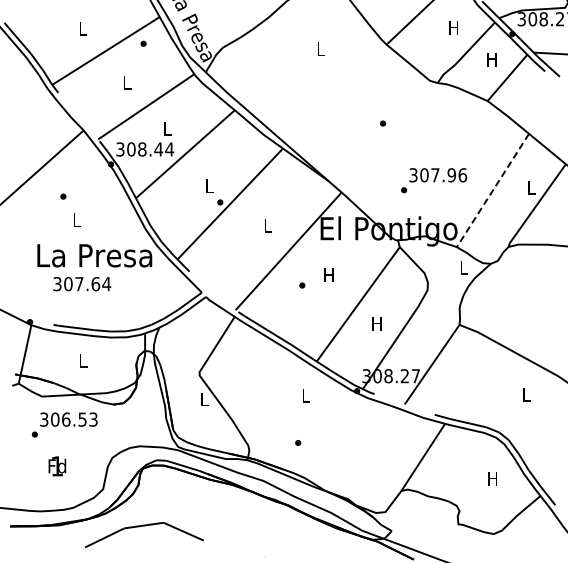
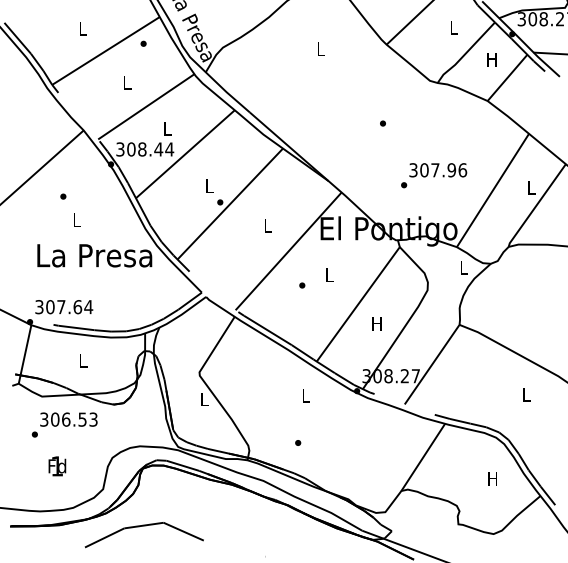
text: H -> L (453, 27)
text position: (434, 180) -> (434, 175) (434, 175)
line: dashed -> solid (492, 190)
text: H -> L (328, 274)
text position: (82, 284) -> (64, 307) (64, 307)
